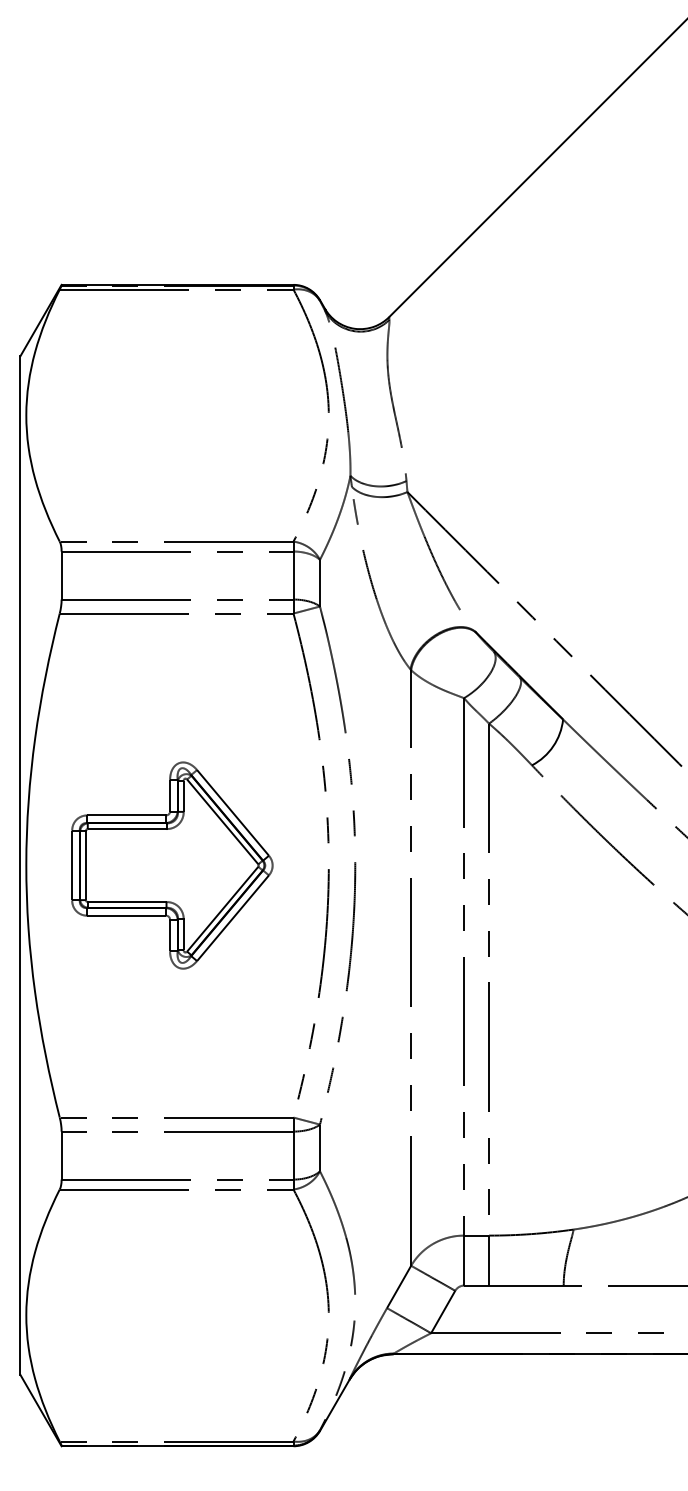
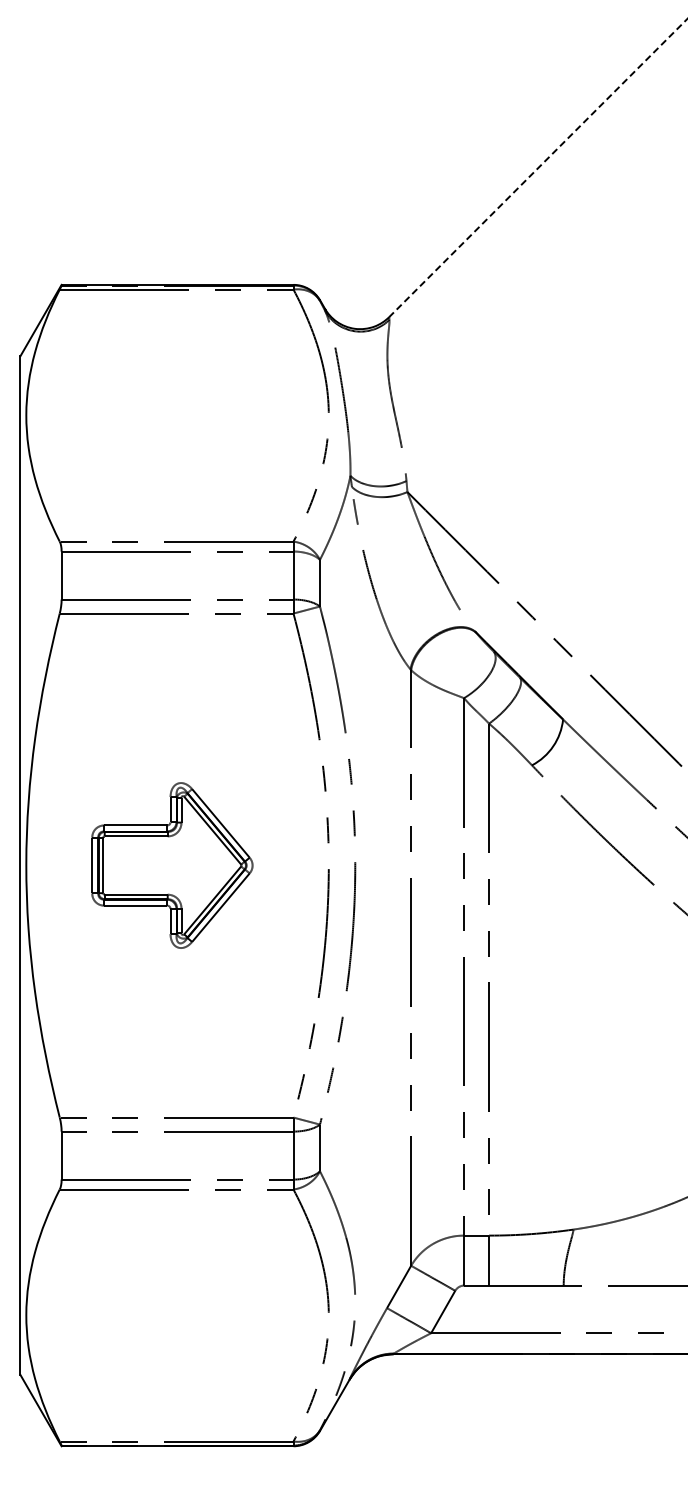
line: solid -> dashed (538, 168)
part size: 203x209 px -> 163x167 px (172, 865)
